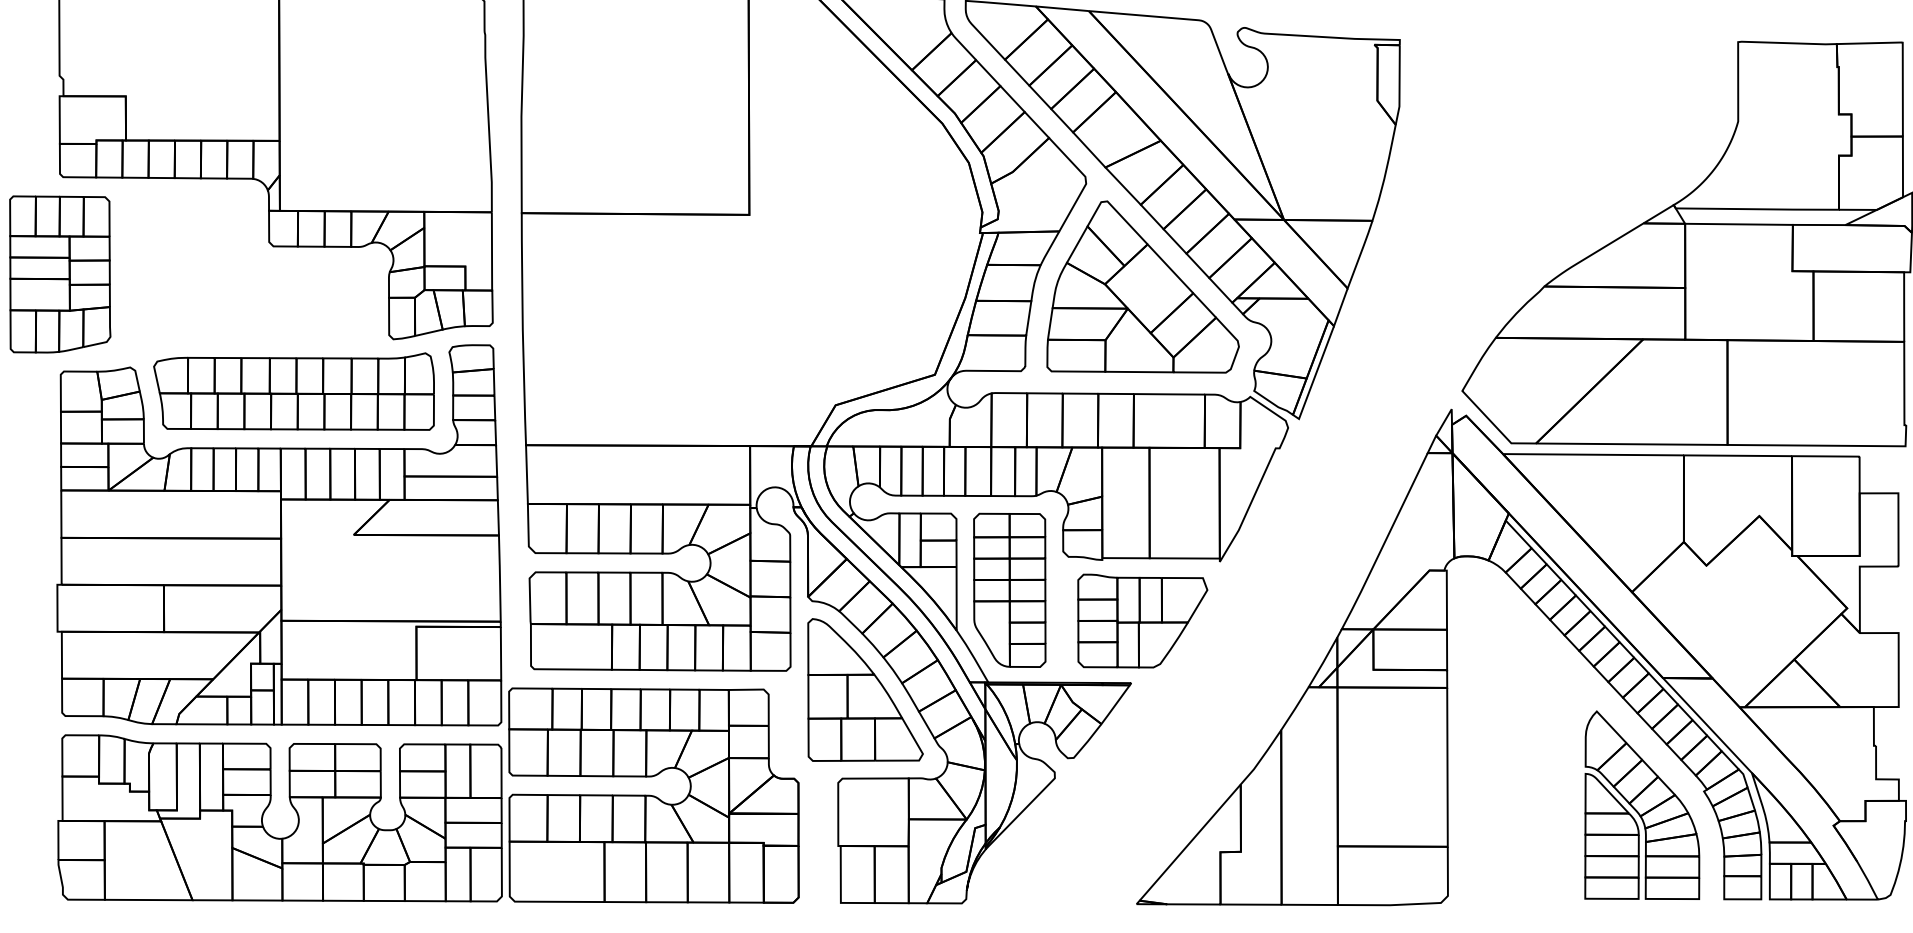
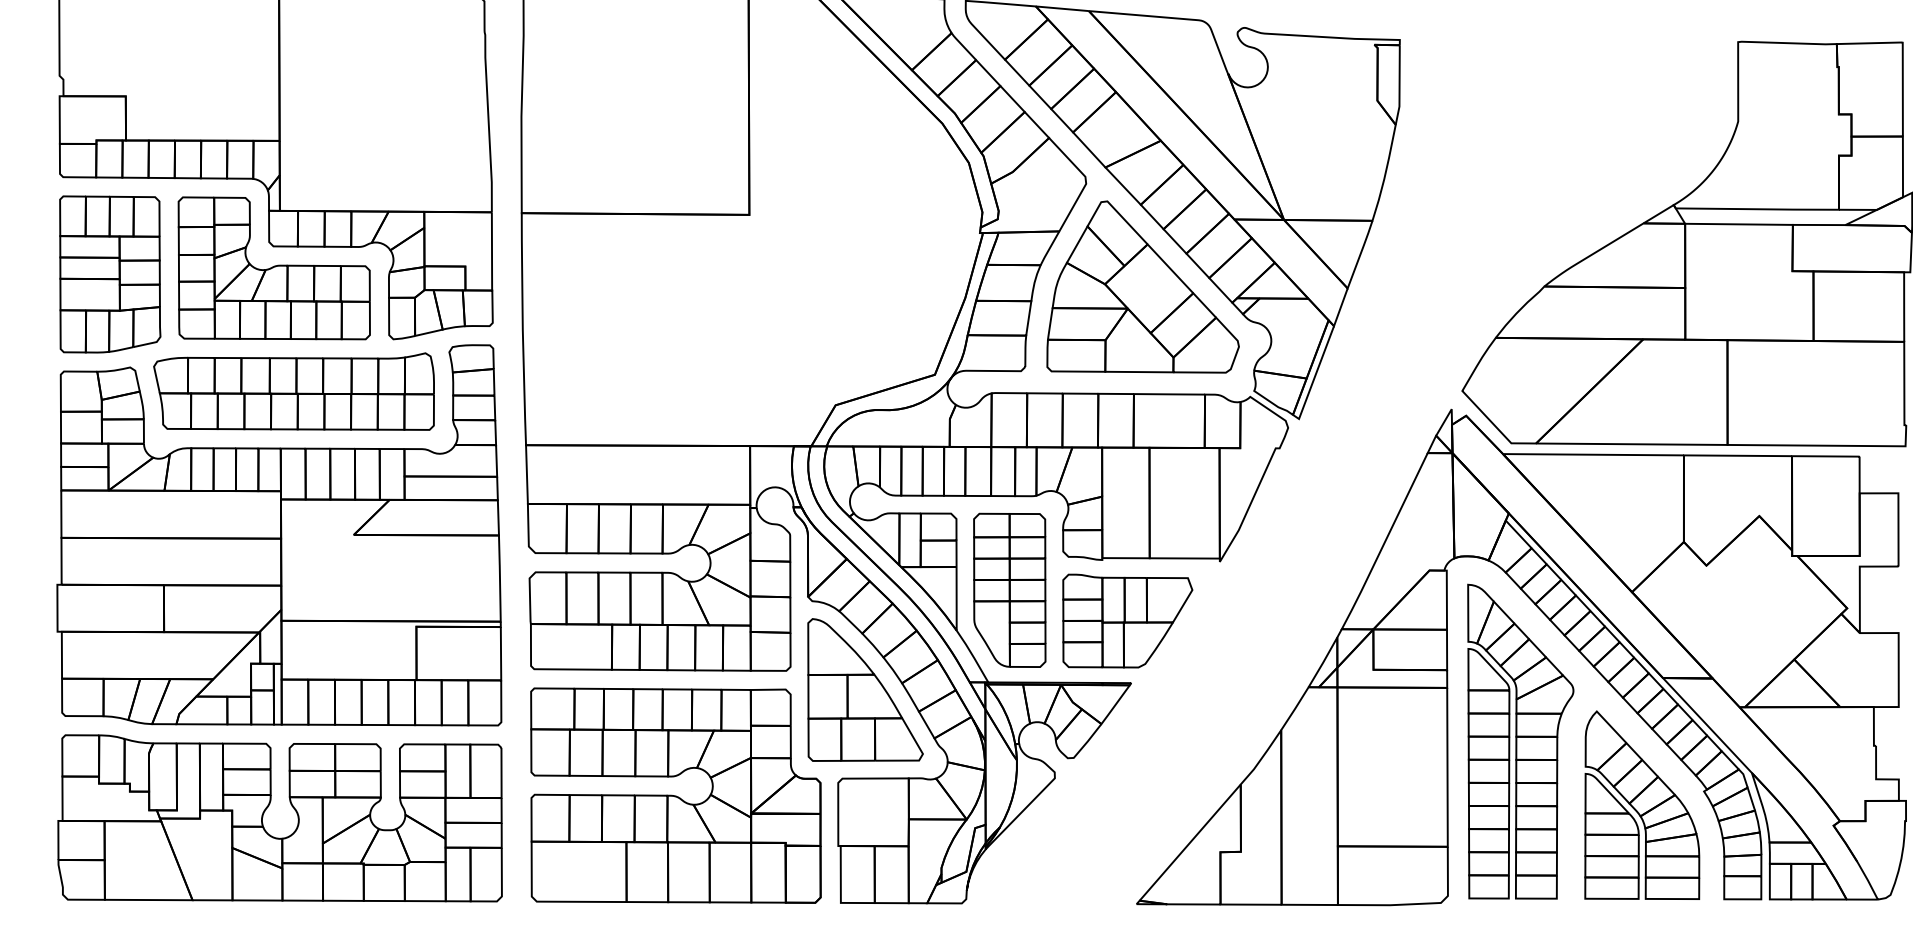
part: none -> present (273, 268)
part position: (60, 274) -> (110, 274) (110, 274)
part position: (1142, 620) -> (1127, 620) (1127, 620)
part: none -> present (1520, 741)
part position: (653, 795) -> (675, 795) (675, 795)
